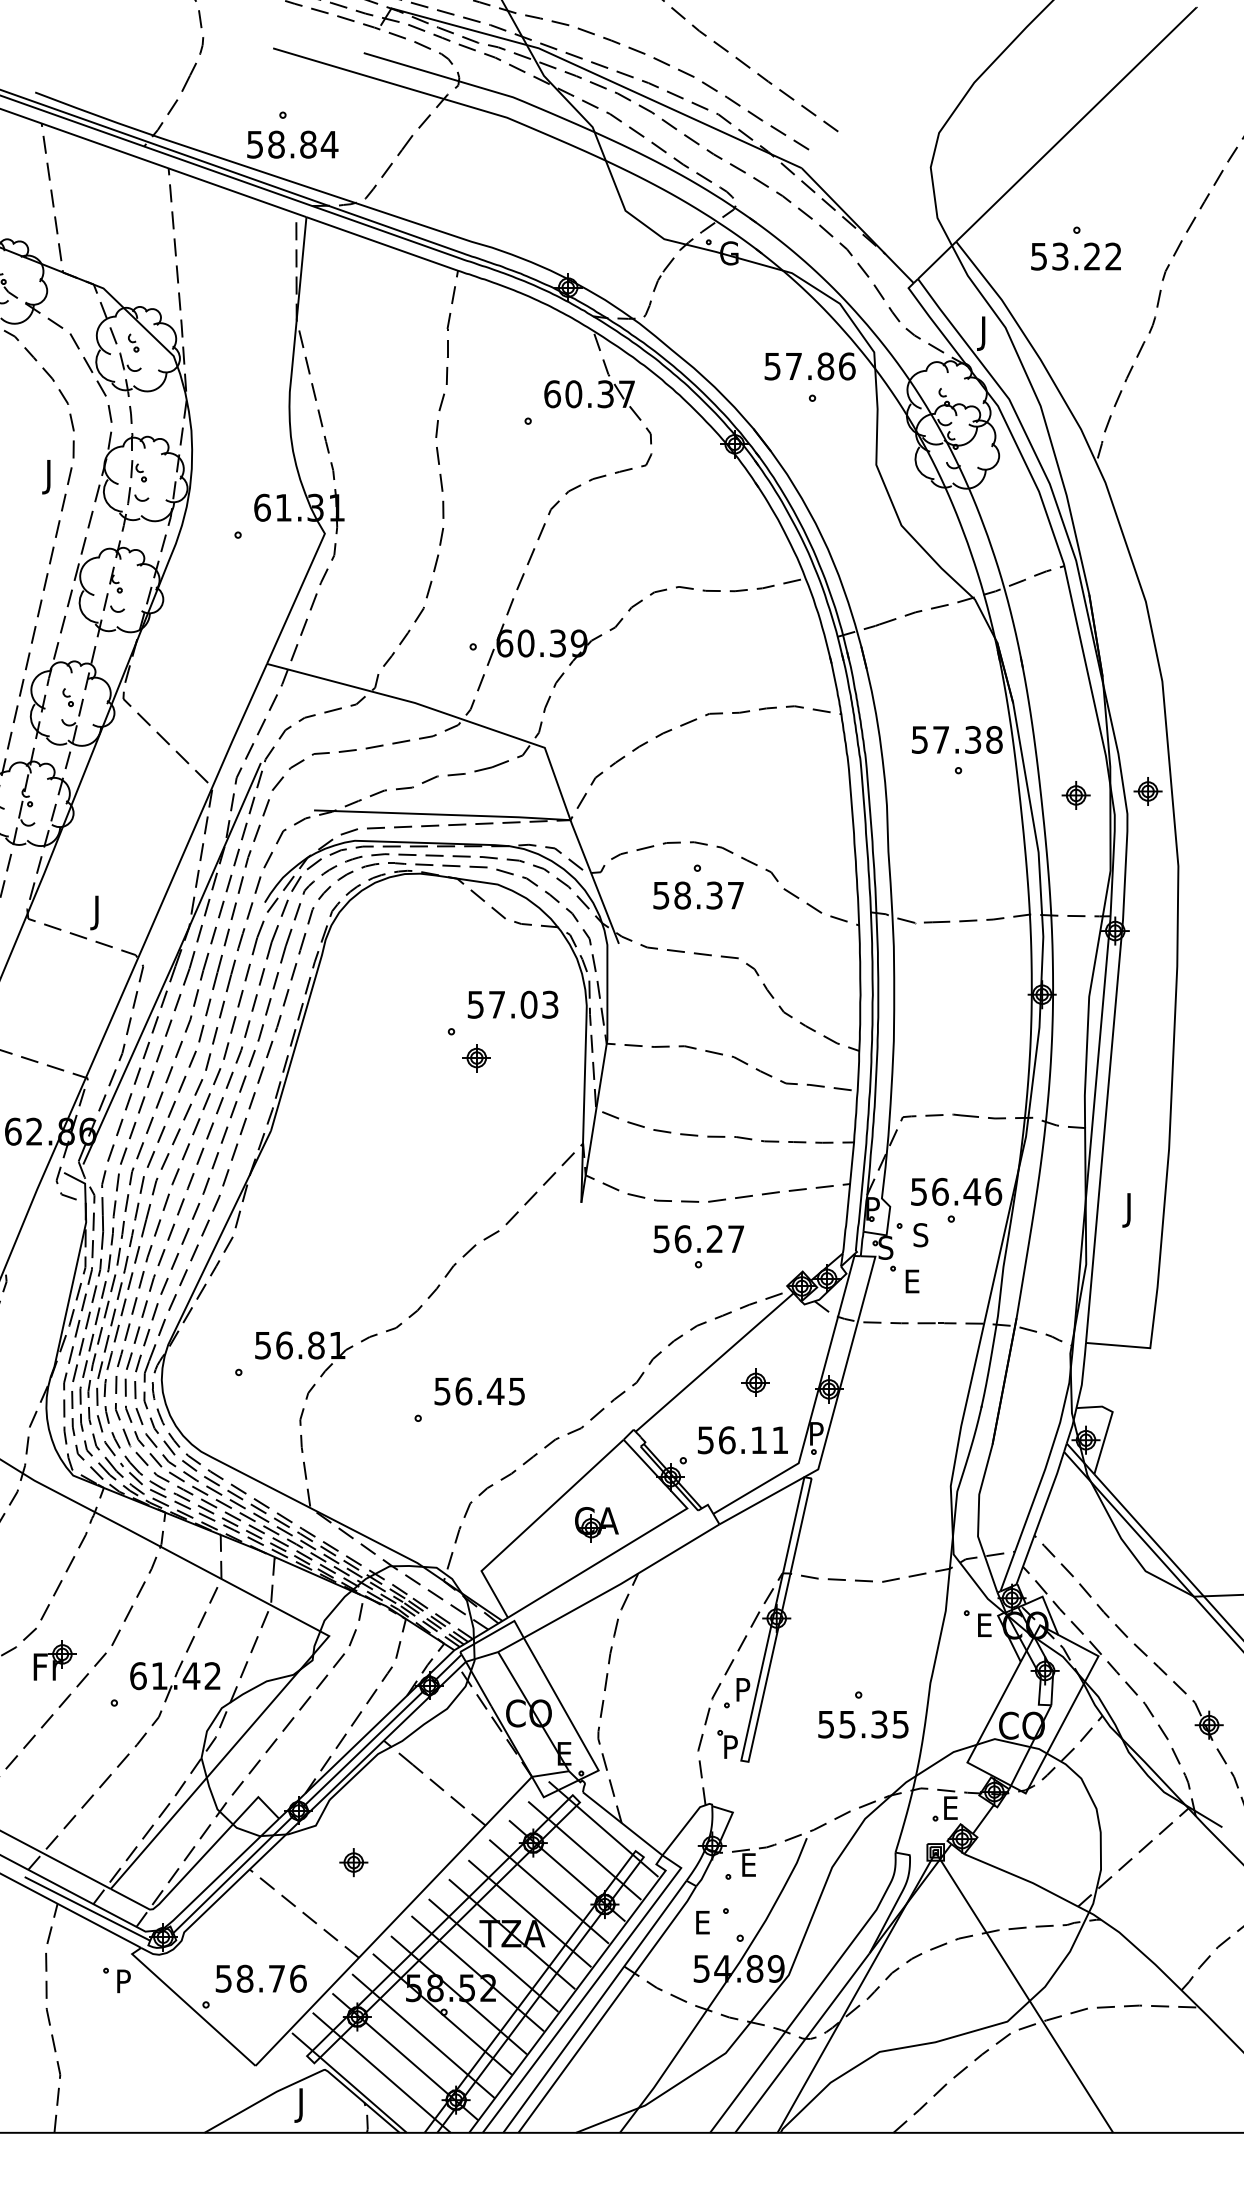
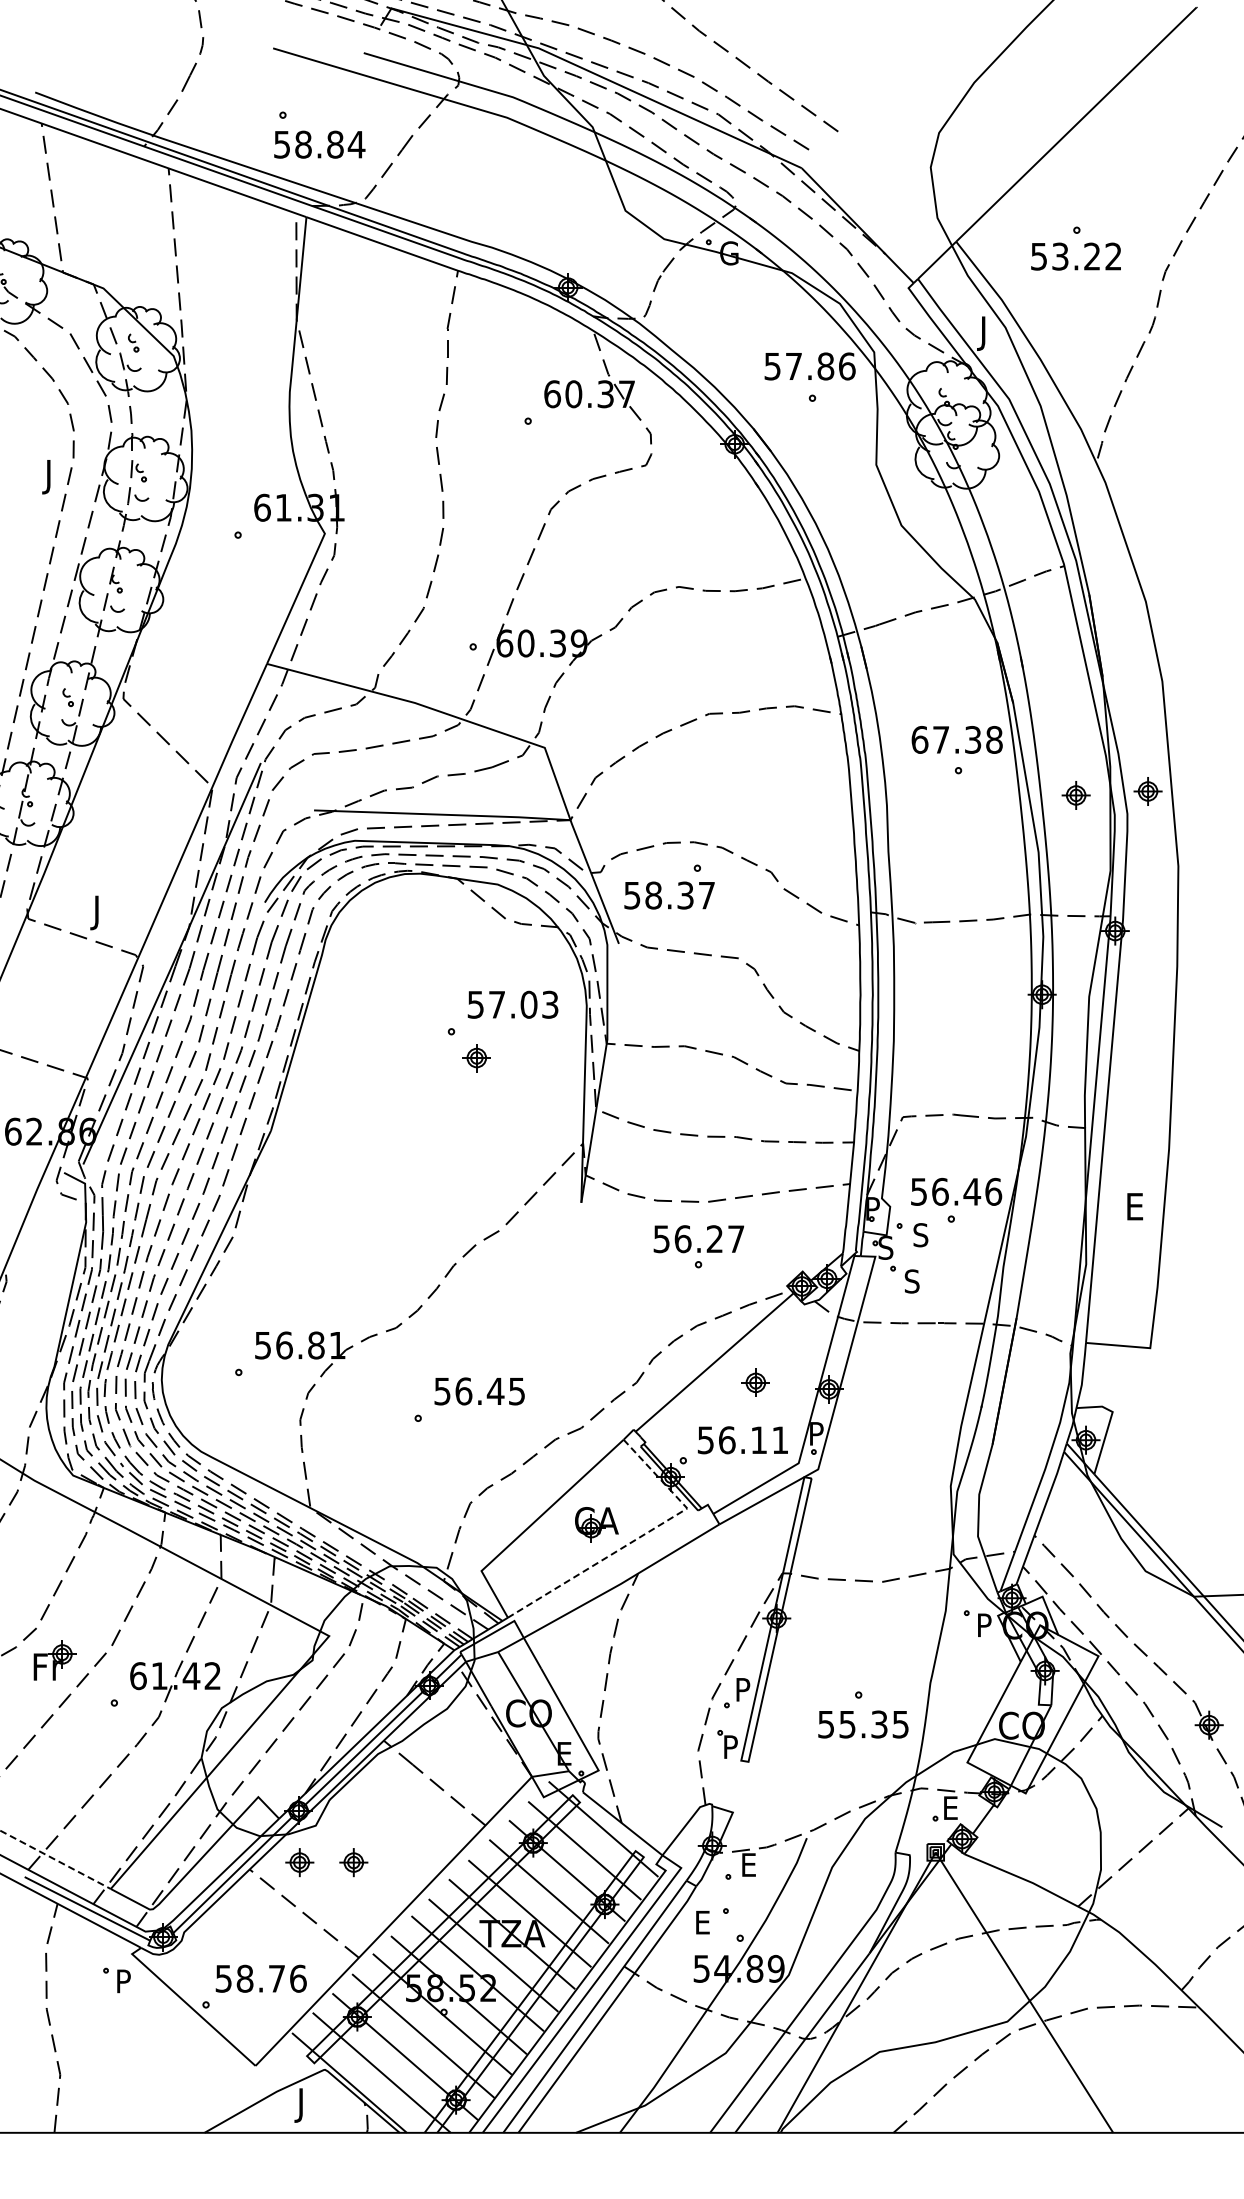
text position: (292, 144) -> (319, 144) (319, 144)
text: 57.38 -> 67.38 (919, 739)
text position: (698, 895) -> (669, 895) (669, 895)
text: J -> E (1132, 1210)
text: E -> S (911, 1281)
line: solid -> dashed (638, 1538)
text: E -> P (985, 1624)
line: solid -> dashed (55, 1860)
part: none -> present (299, 1862)
